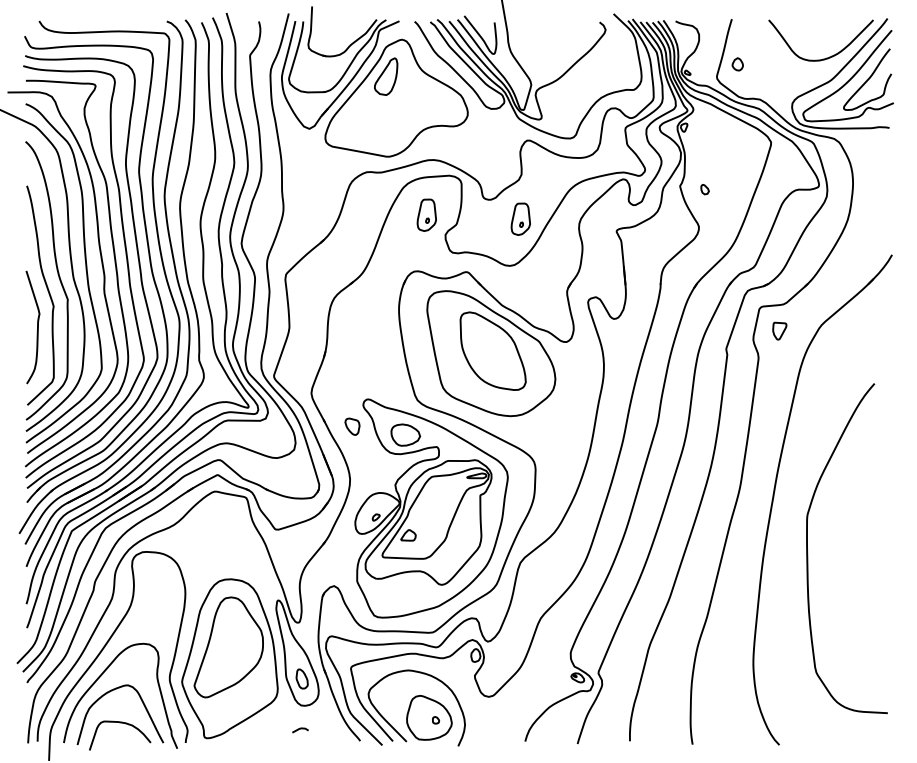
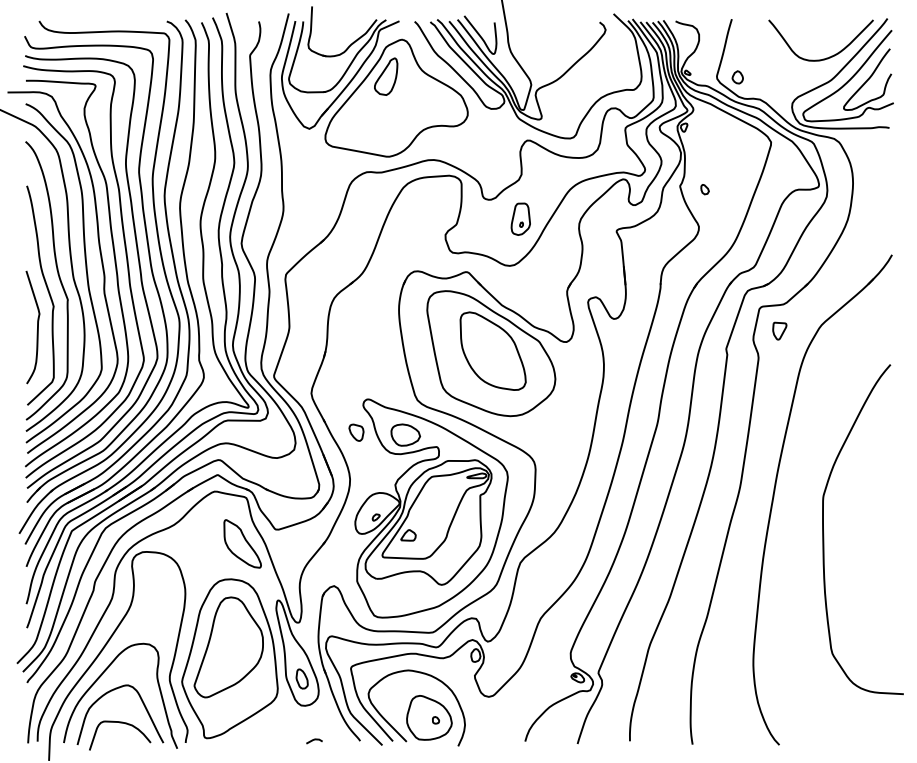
part position: (737, 64) -> (737, 77) (737, 77)
part: present -> none (426, 214)
part position: (352, 426) -> (356, 432) (356, 432)
part: none -> present (242, 543)
curve position: (808, 553) -> (824, 534) (824, 534)
line position: (300, 729) -> (314, 740) (314, 740)
